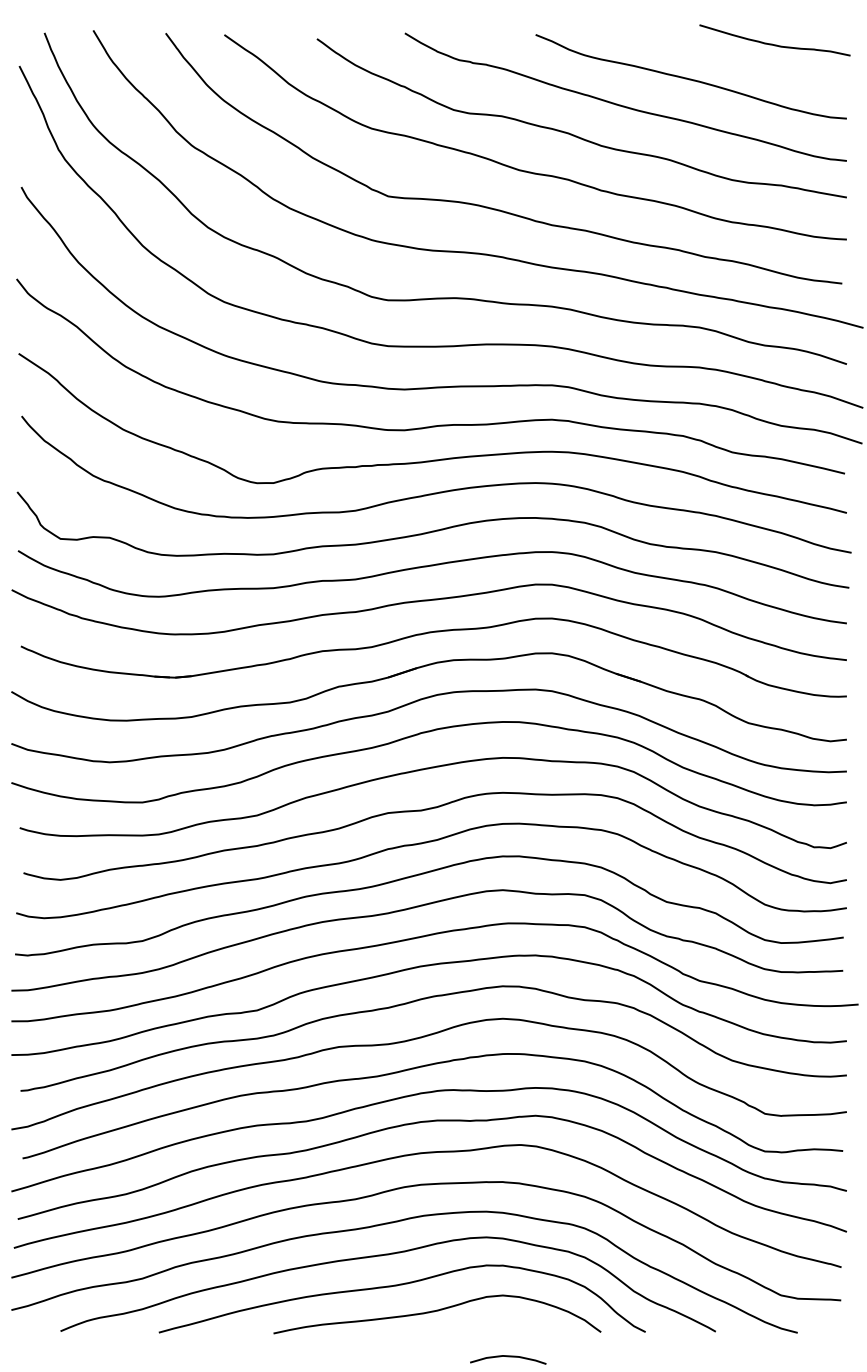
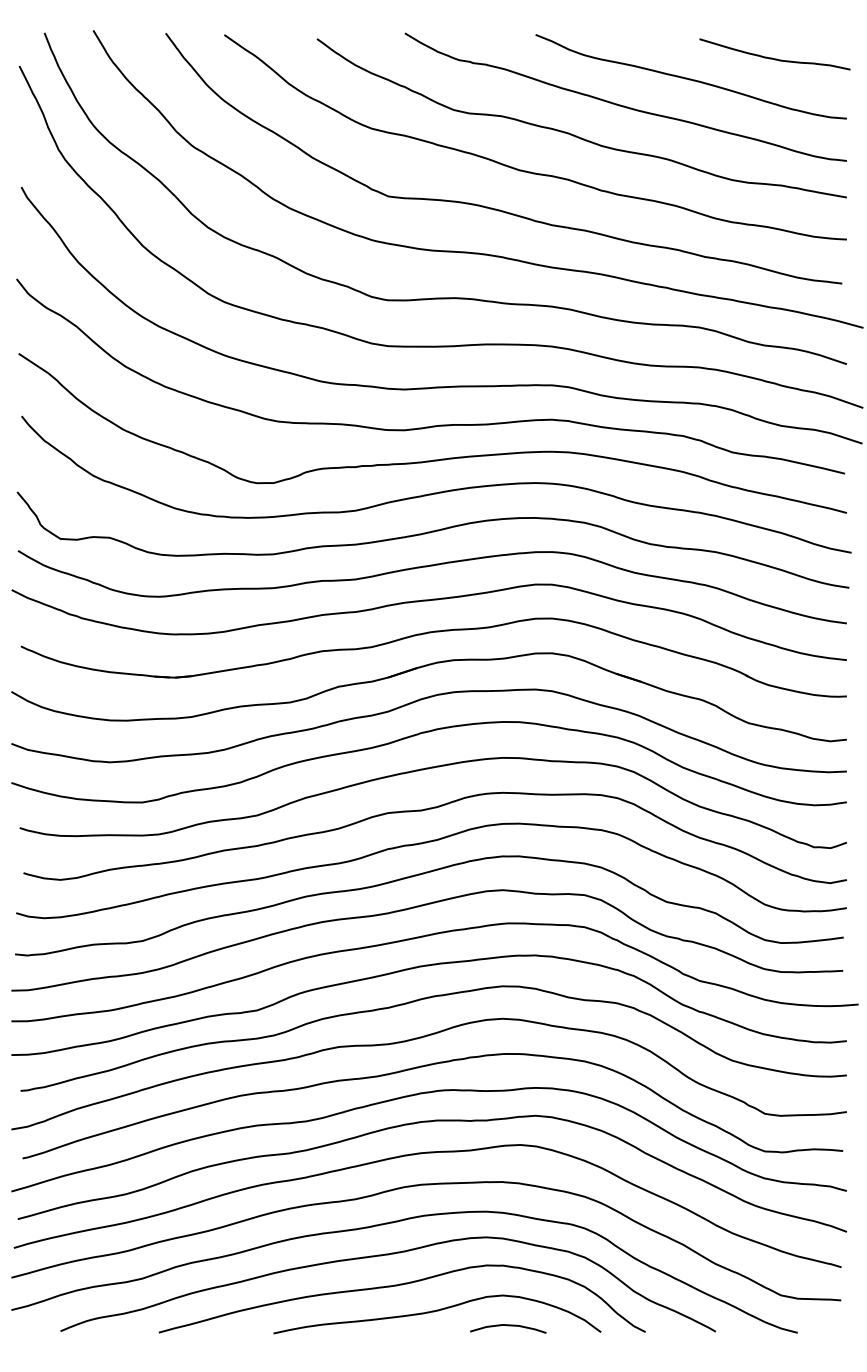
curve position: (772, 43) -> (772, 57) (772, 57)
curve position: (508, 1357) -> (508, 1326) (508, 1326)
